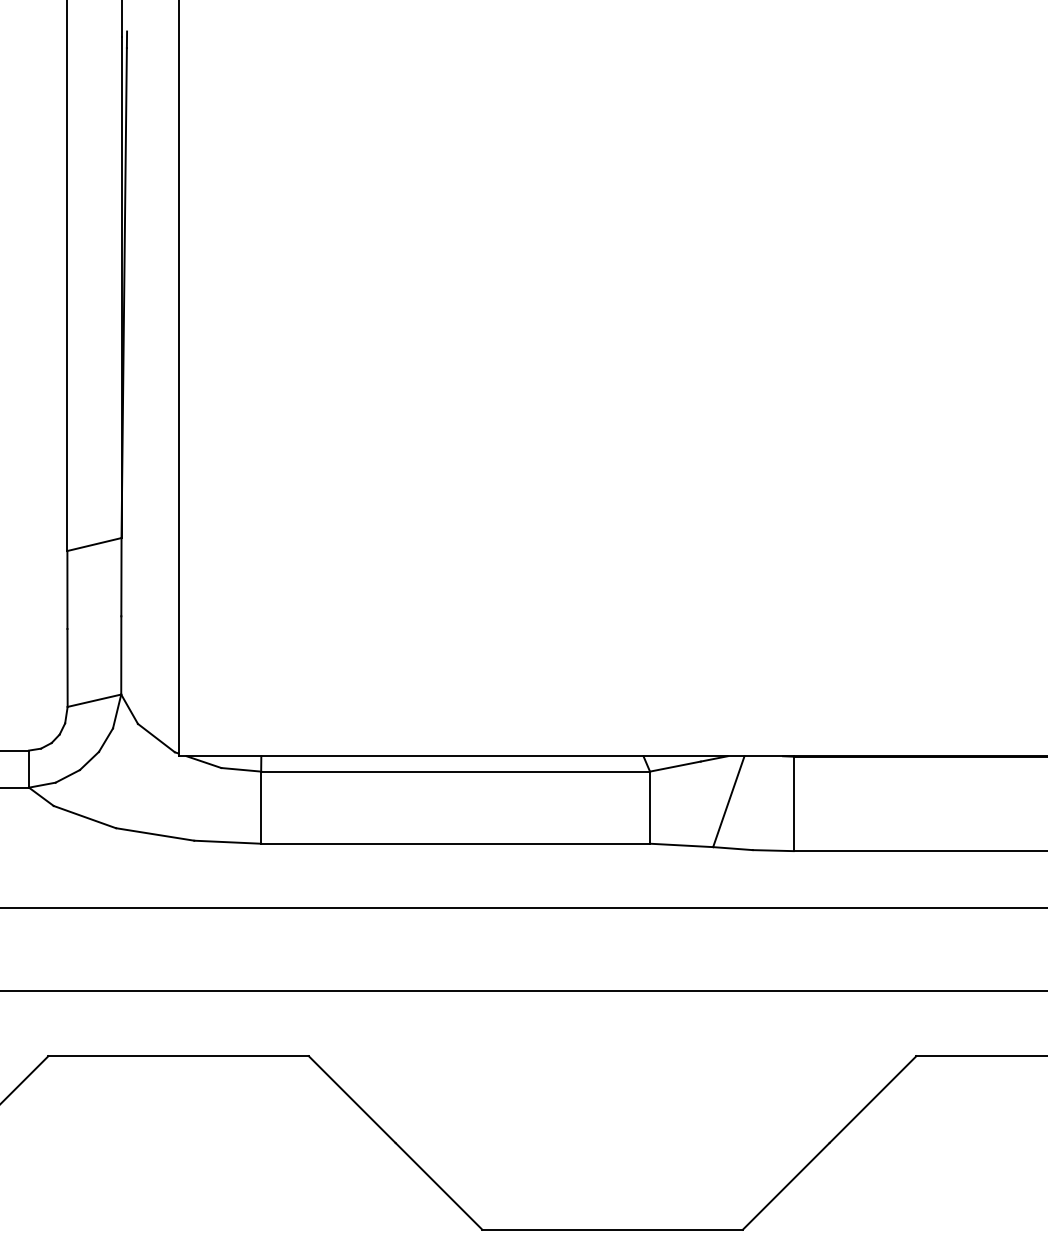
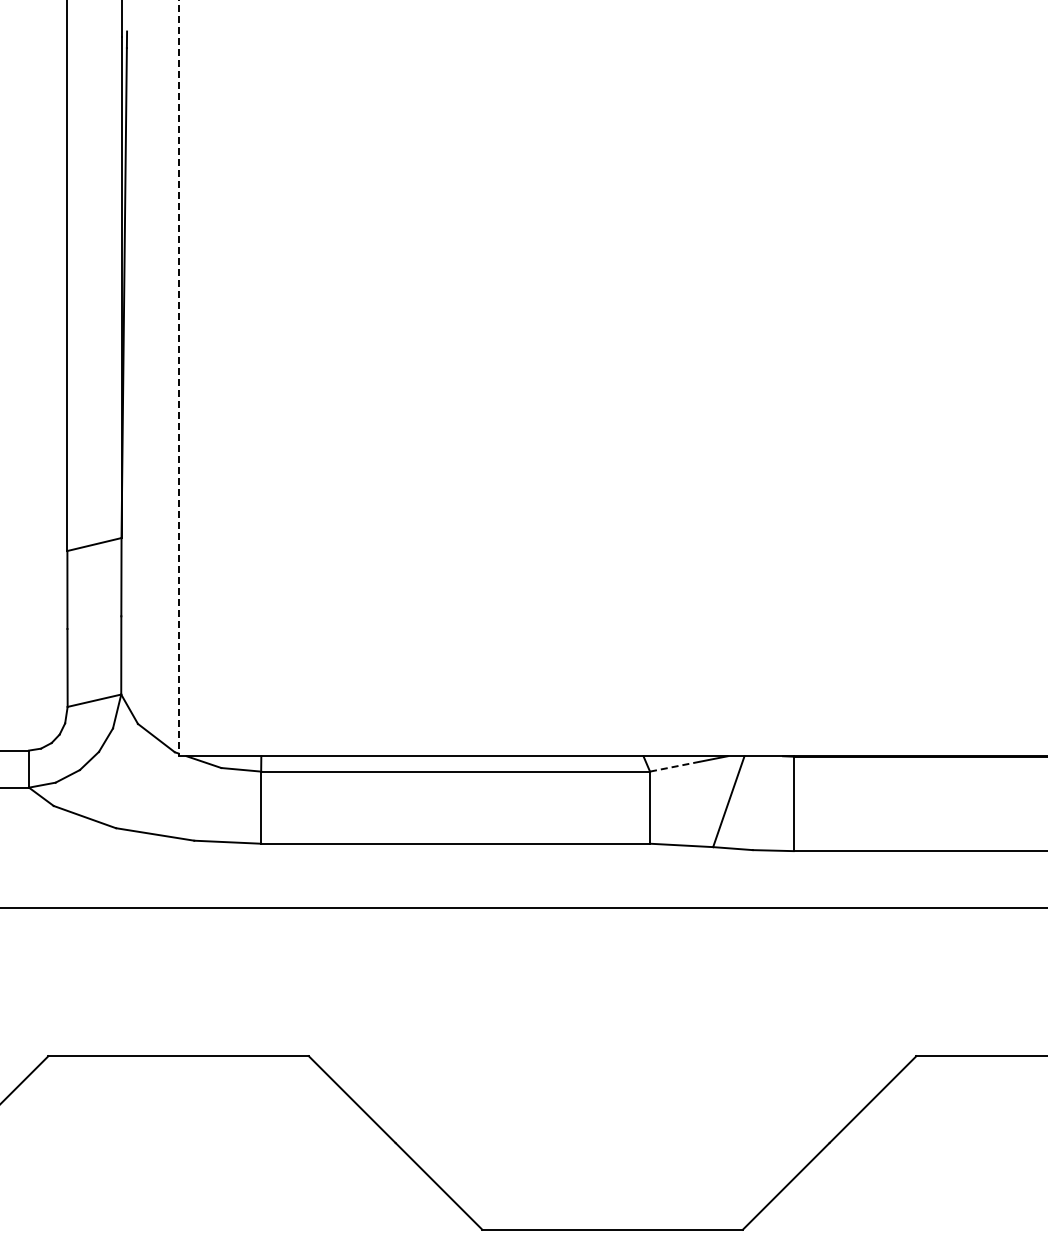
line: solid -> dashed (178, 378)
line: solid -> dashed (675, 766)
line: present -> none (523, 990)
